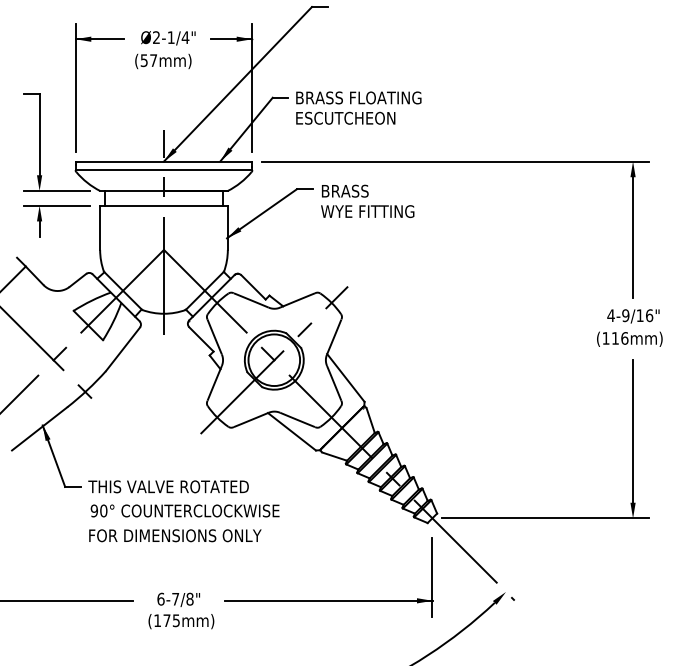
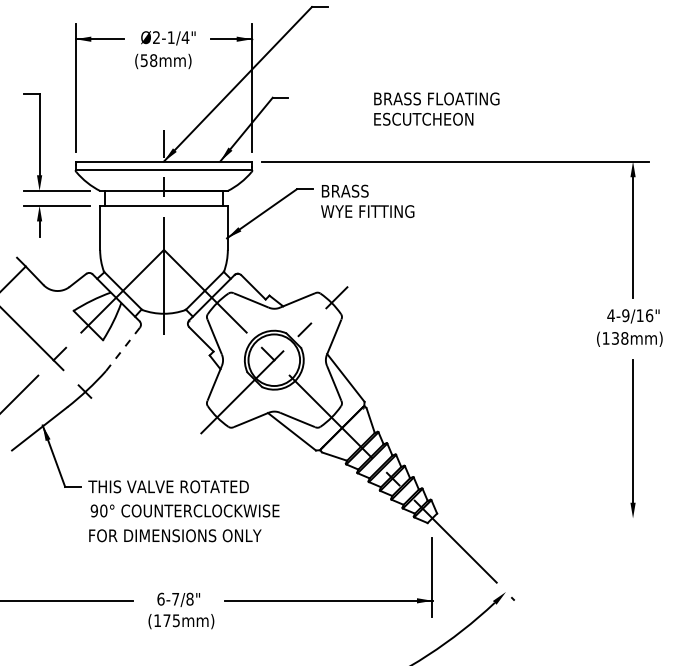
text: (57mm) -> (58mm) (153, 60)
text position: (358, 107) -> (436, 108) (436, 108)
text: (116mm) -> (138mm) (620, 338)
line: solid -> dashed (123, 349)
line: present -> none (545, 518)
